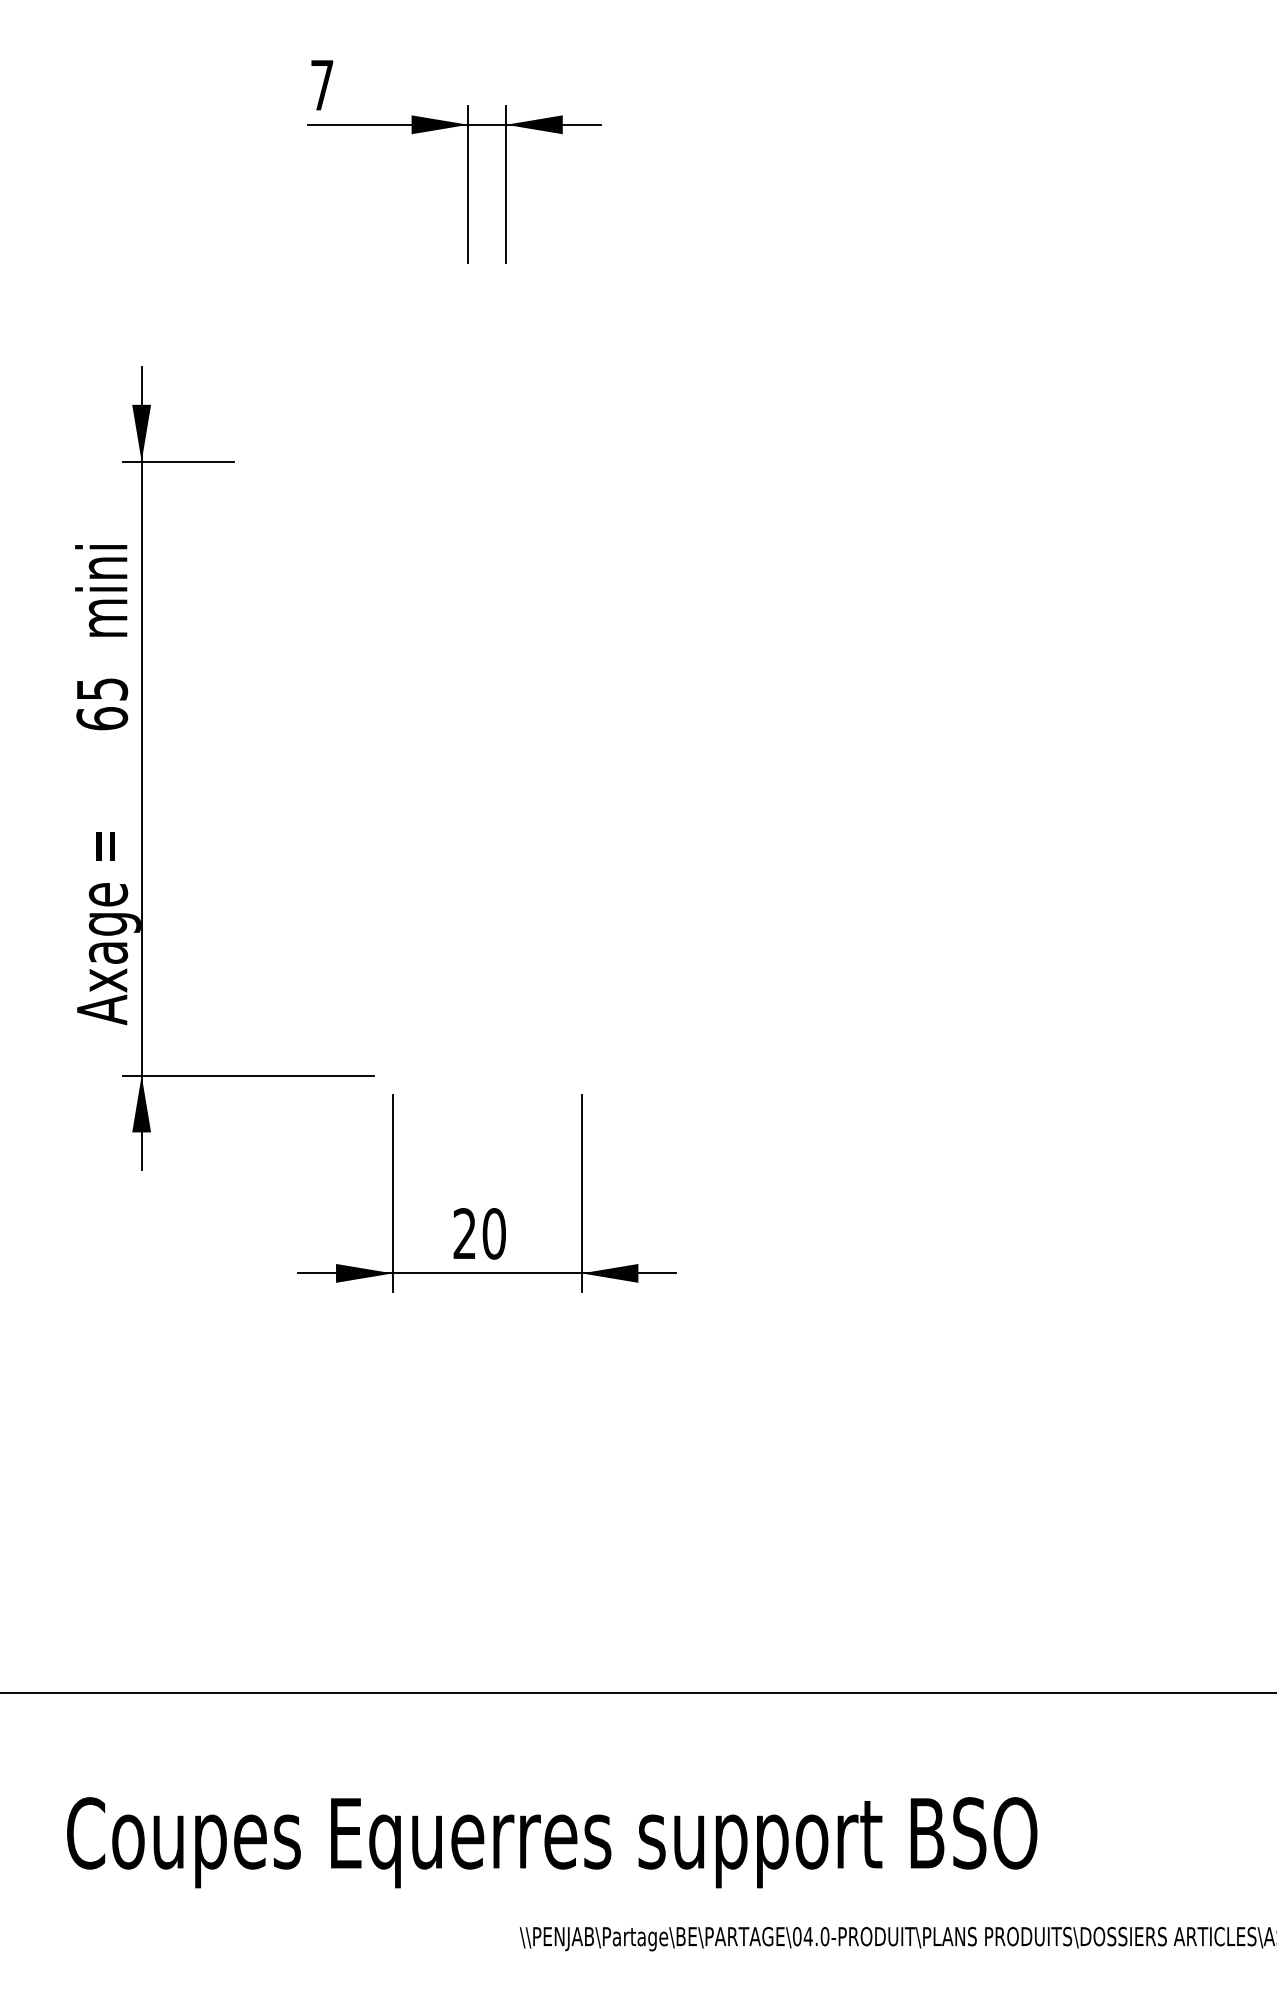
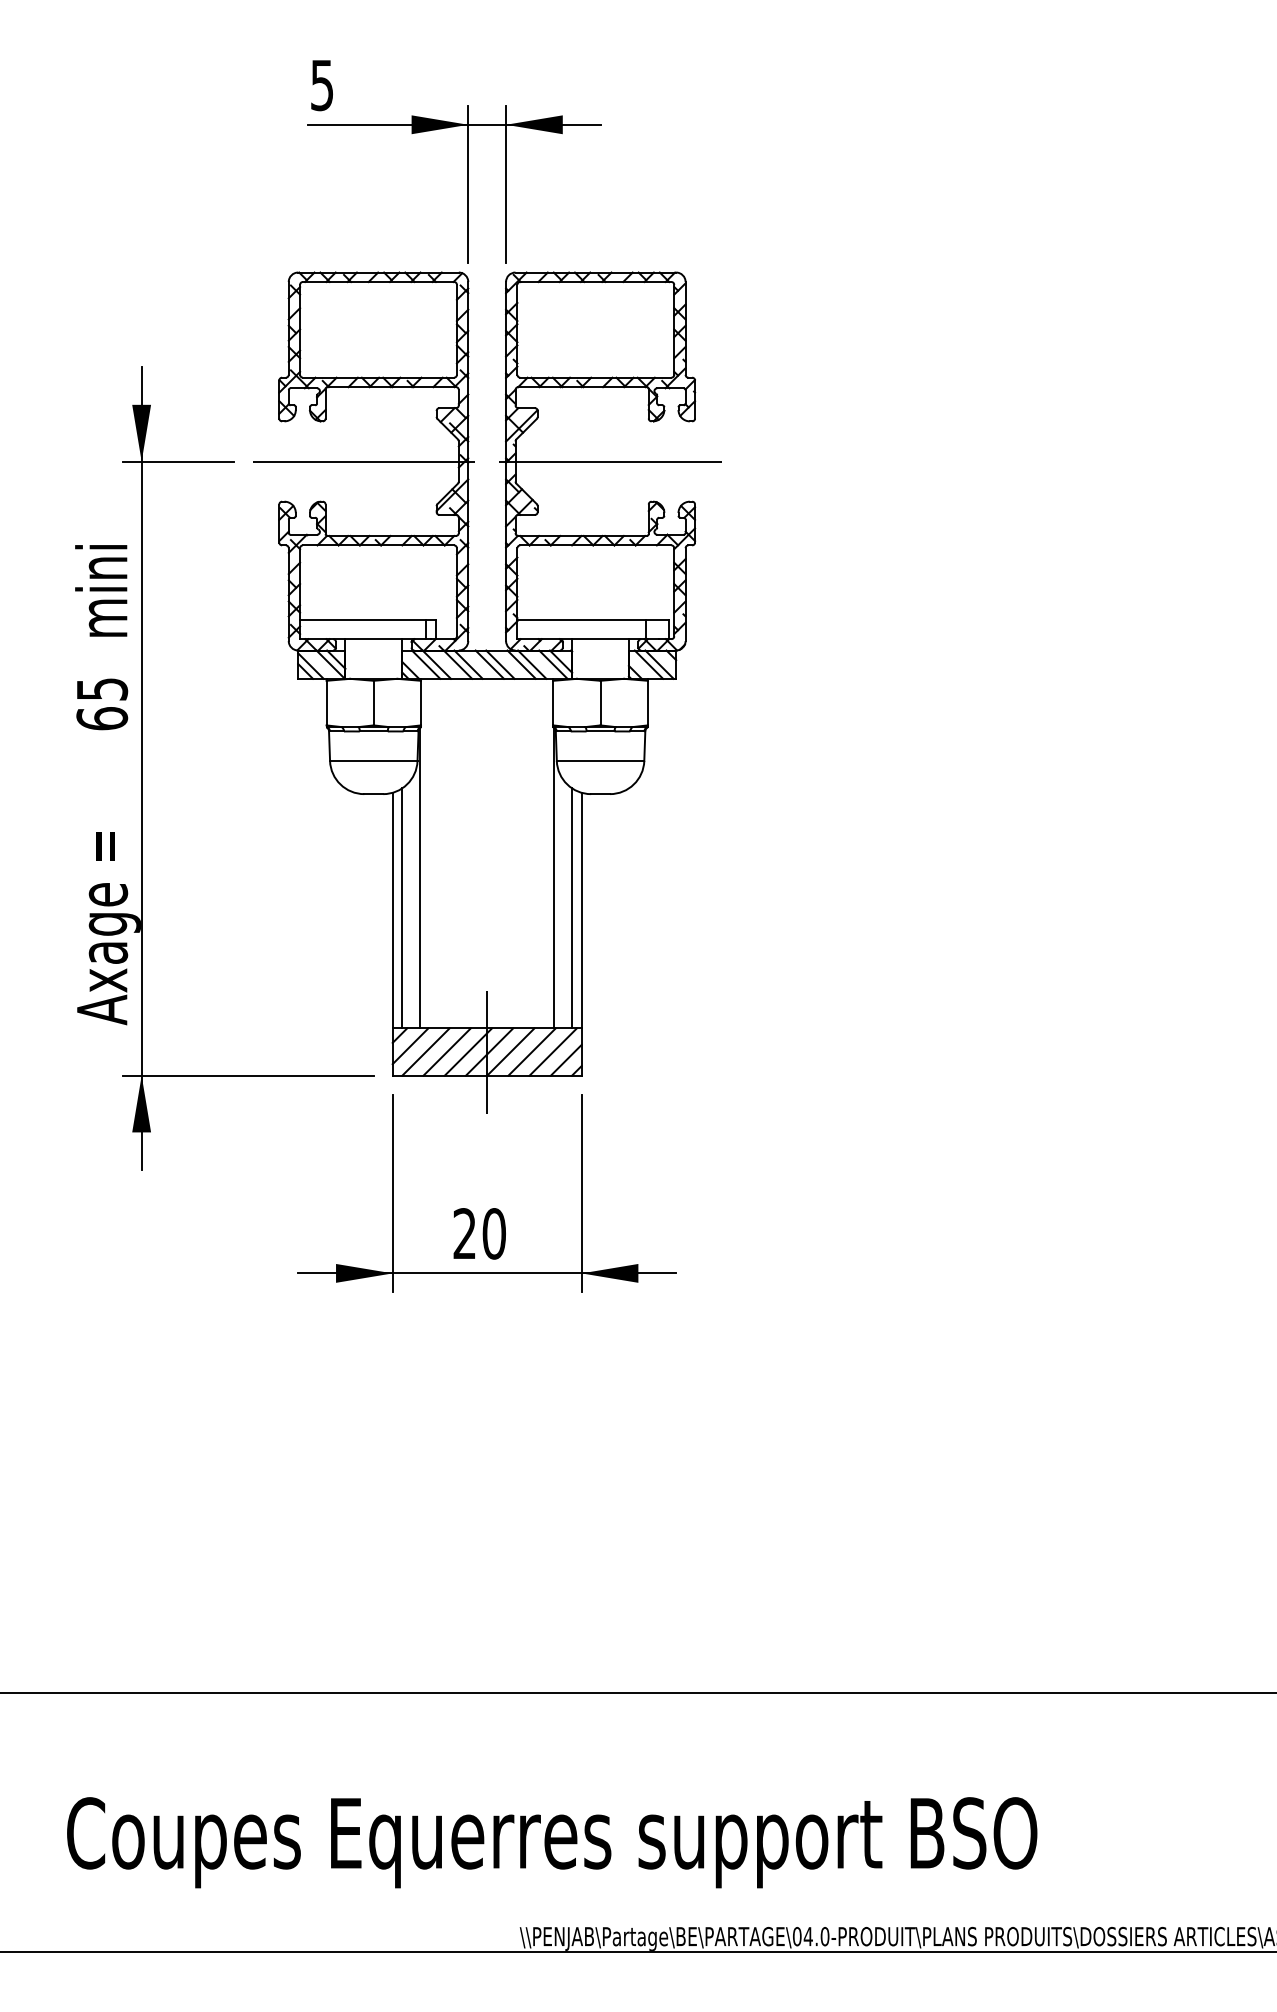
text: 7 -> 5 (322, 85)
part: none -> present (487, 692)
line: none -> present (637, 1951)
